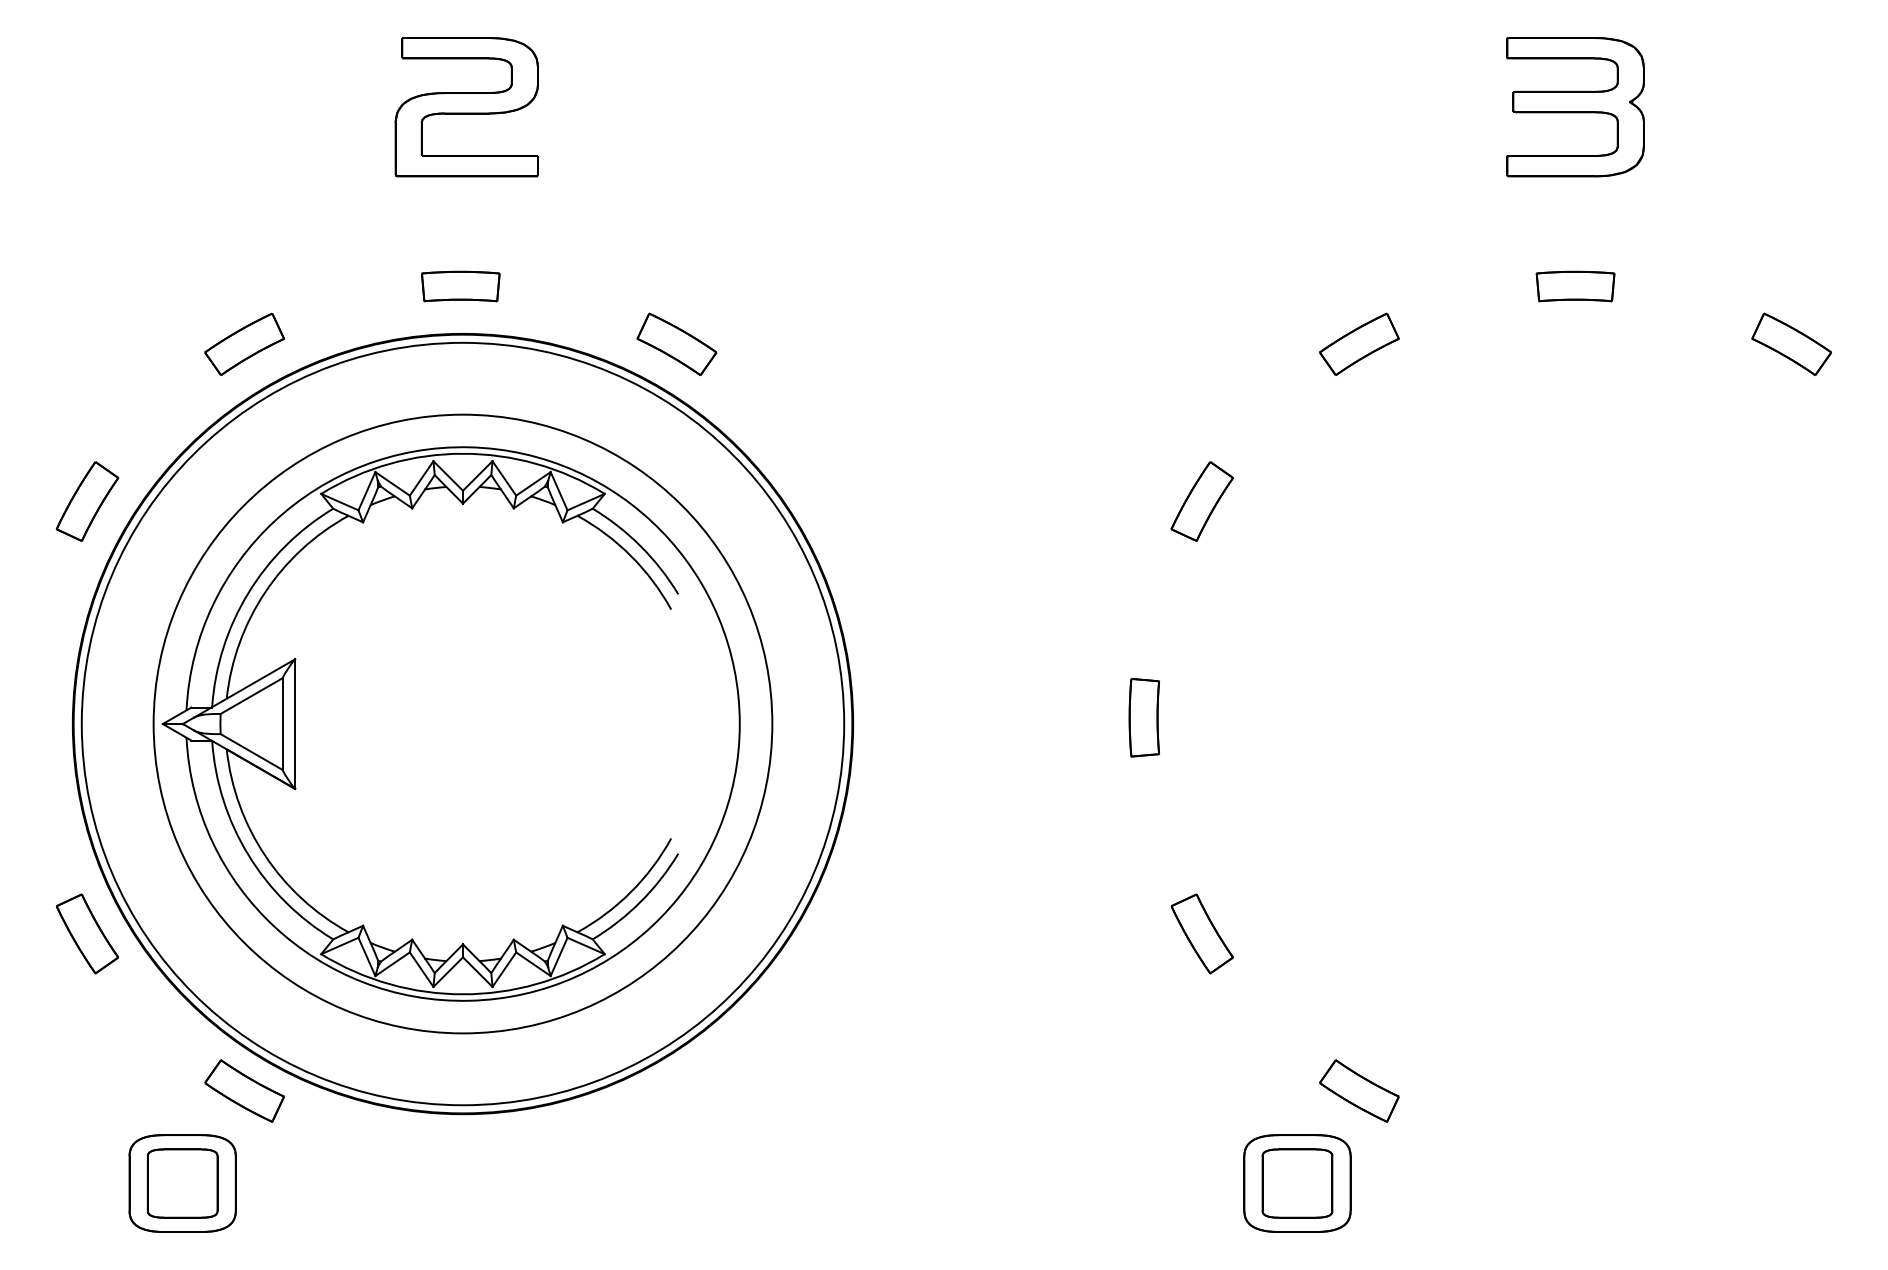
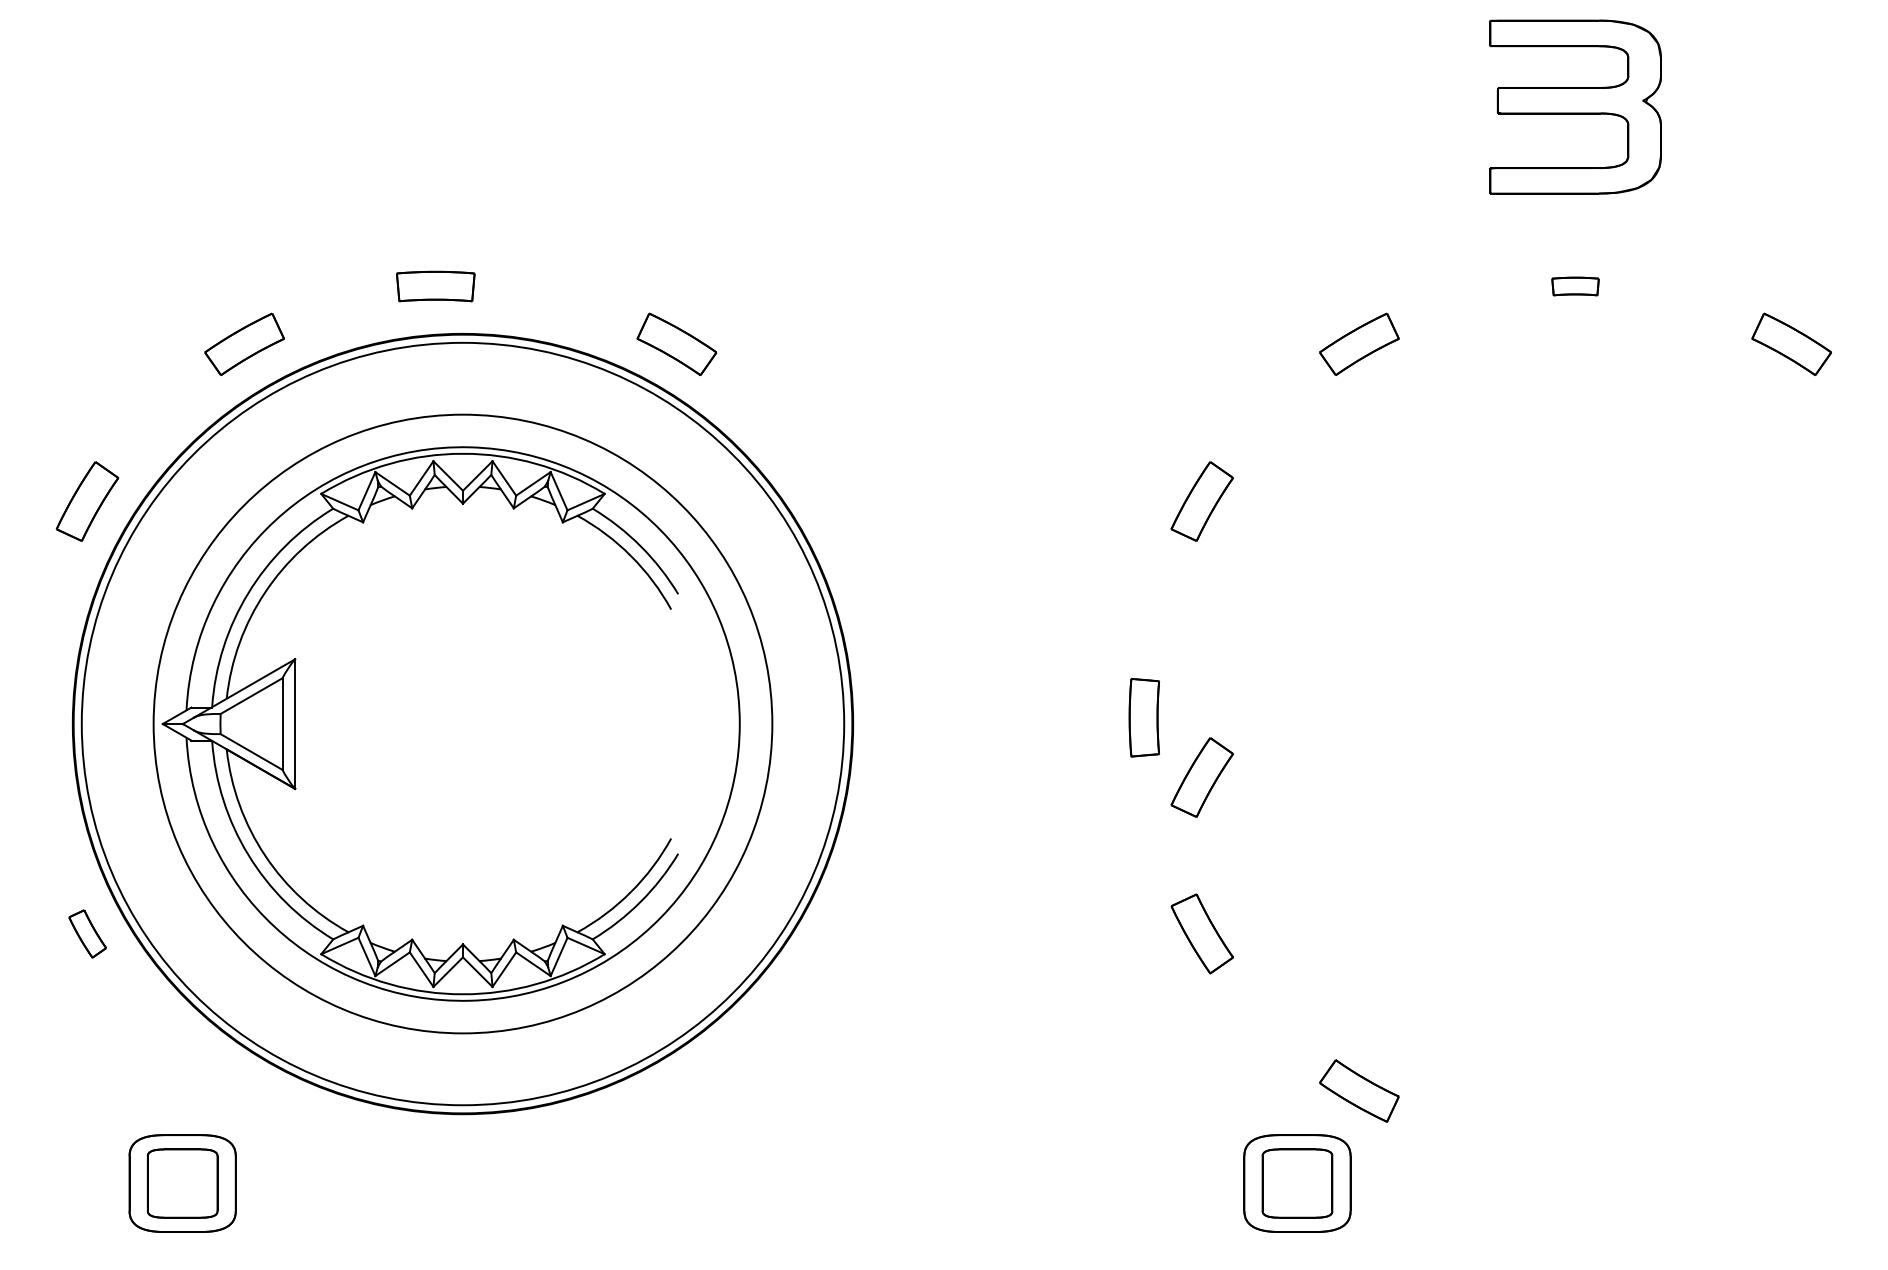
part: present -> none (466, 107)
part size: 139x141 px -> 173x176 px (1575, 106)
part position: (460, 286) -> (435, 286) (435, 286)
part size: 81x33 px -> 49x21 px (1575, 286)
part: none -> present (1201, 777)
part size: 64x82 px -> 39x50 px (87, 933)
part: present -> none (244, 1090)
